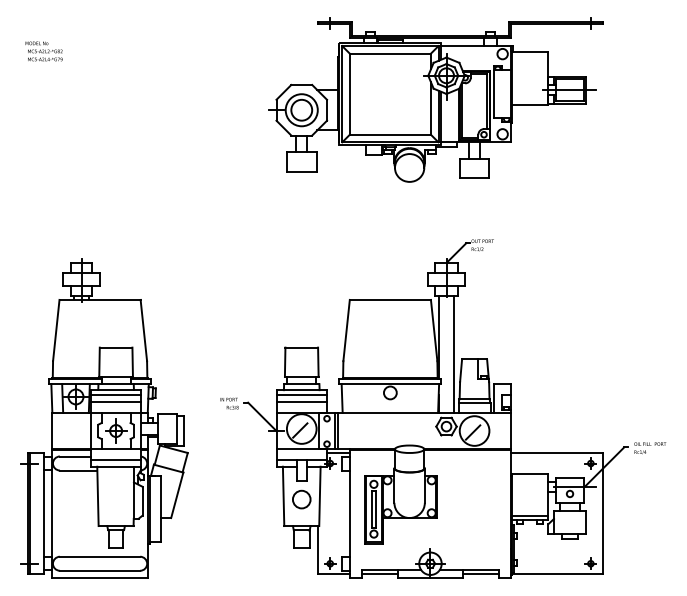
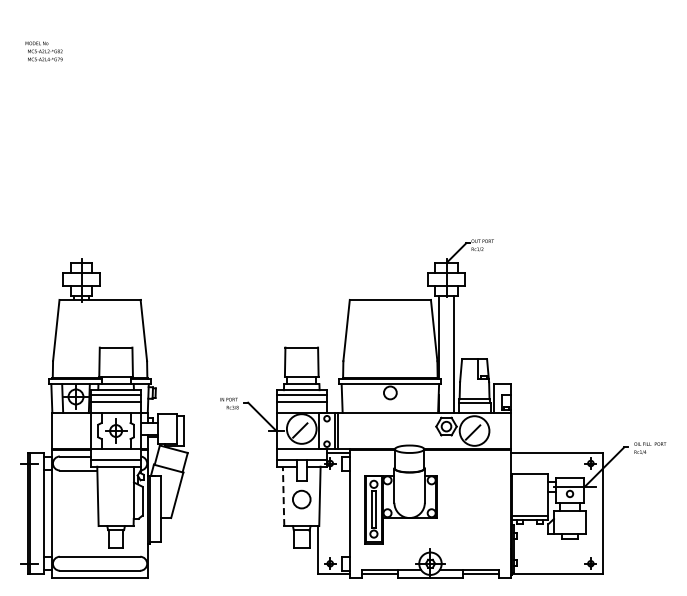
part: present -> none (435, 99)
line: solid -> dashed (283, 496)
